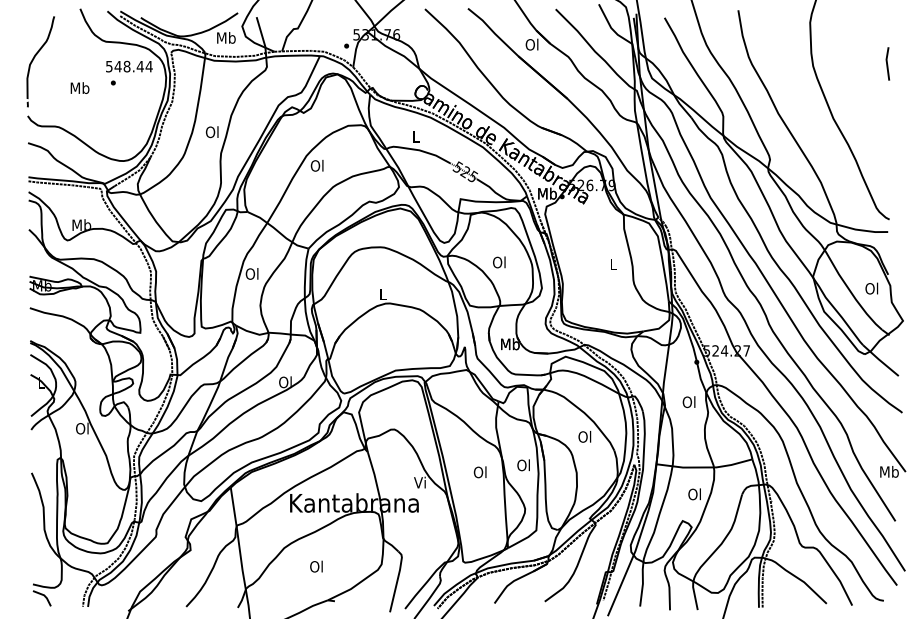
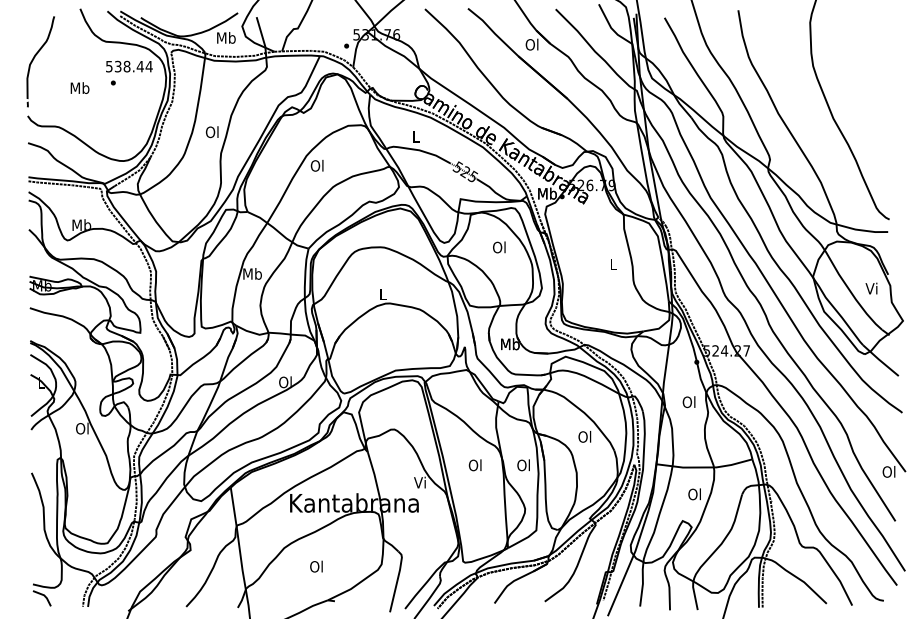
line: present -> none (887, 63)
text: 548.44 -> 538.44 (117, 66)
text position: (499, 262) -> (499, 247) (499, 247)
text: Ol -> Mb (252, 273)
text: Ol -> Vi (871, 288)
text: Mb -> Ol (889, 471)
text position: (479, 472) -> (474, 465) (474, 465)
